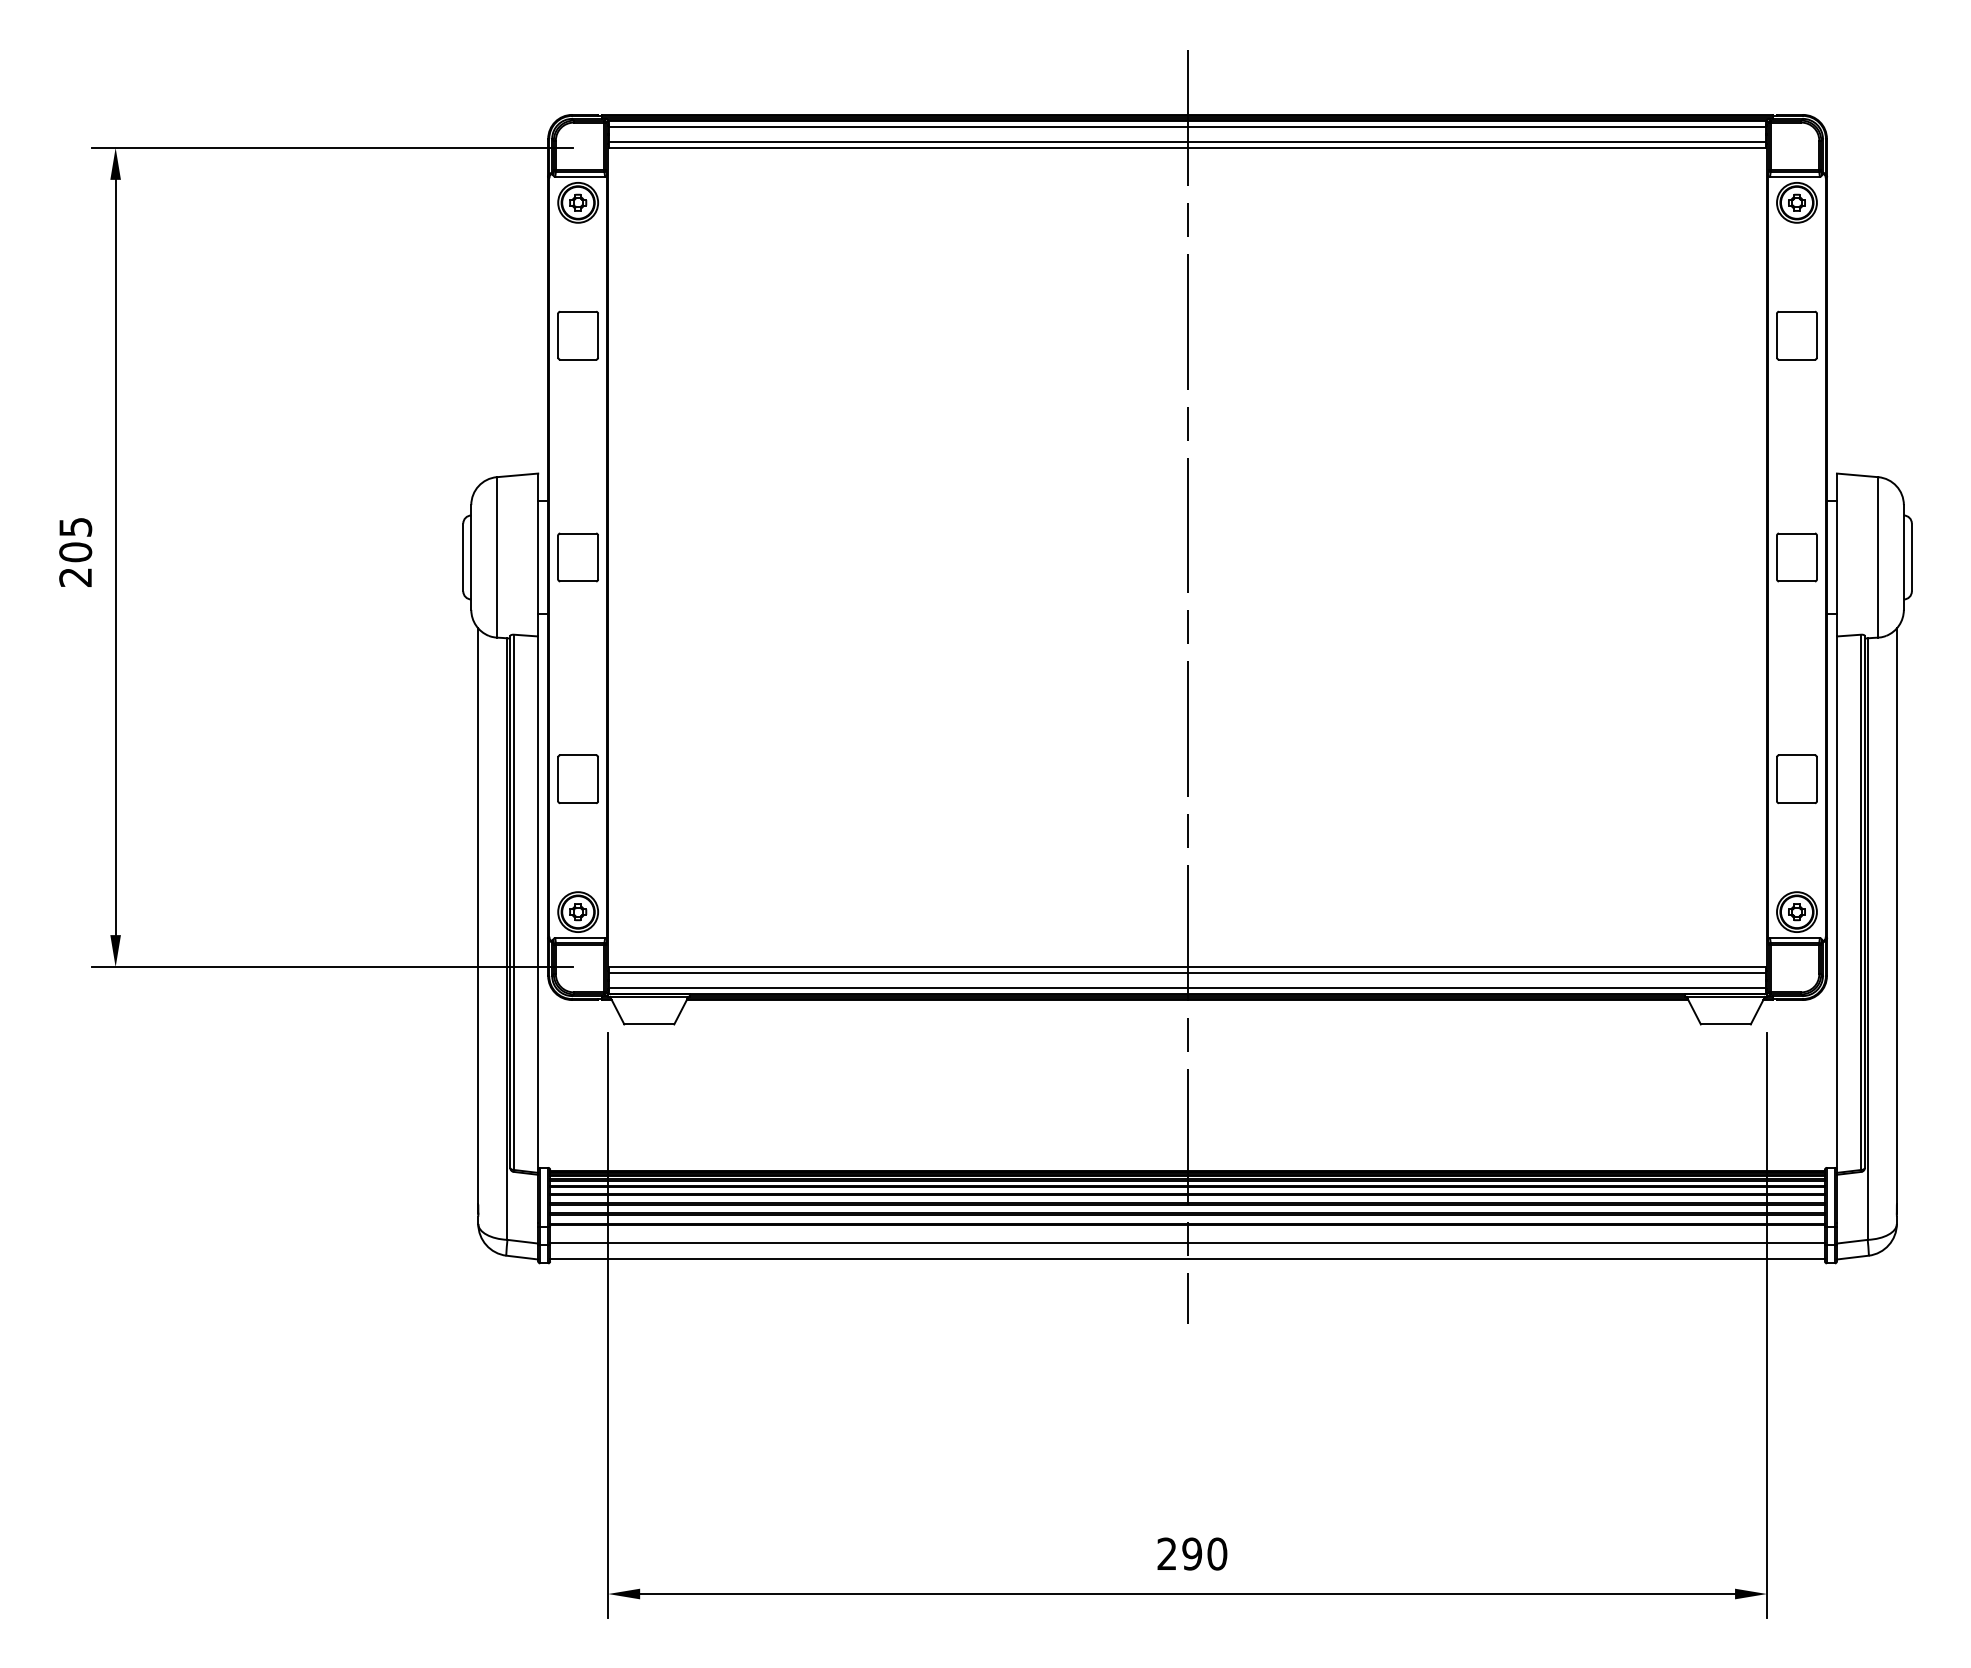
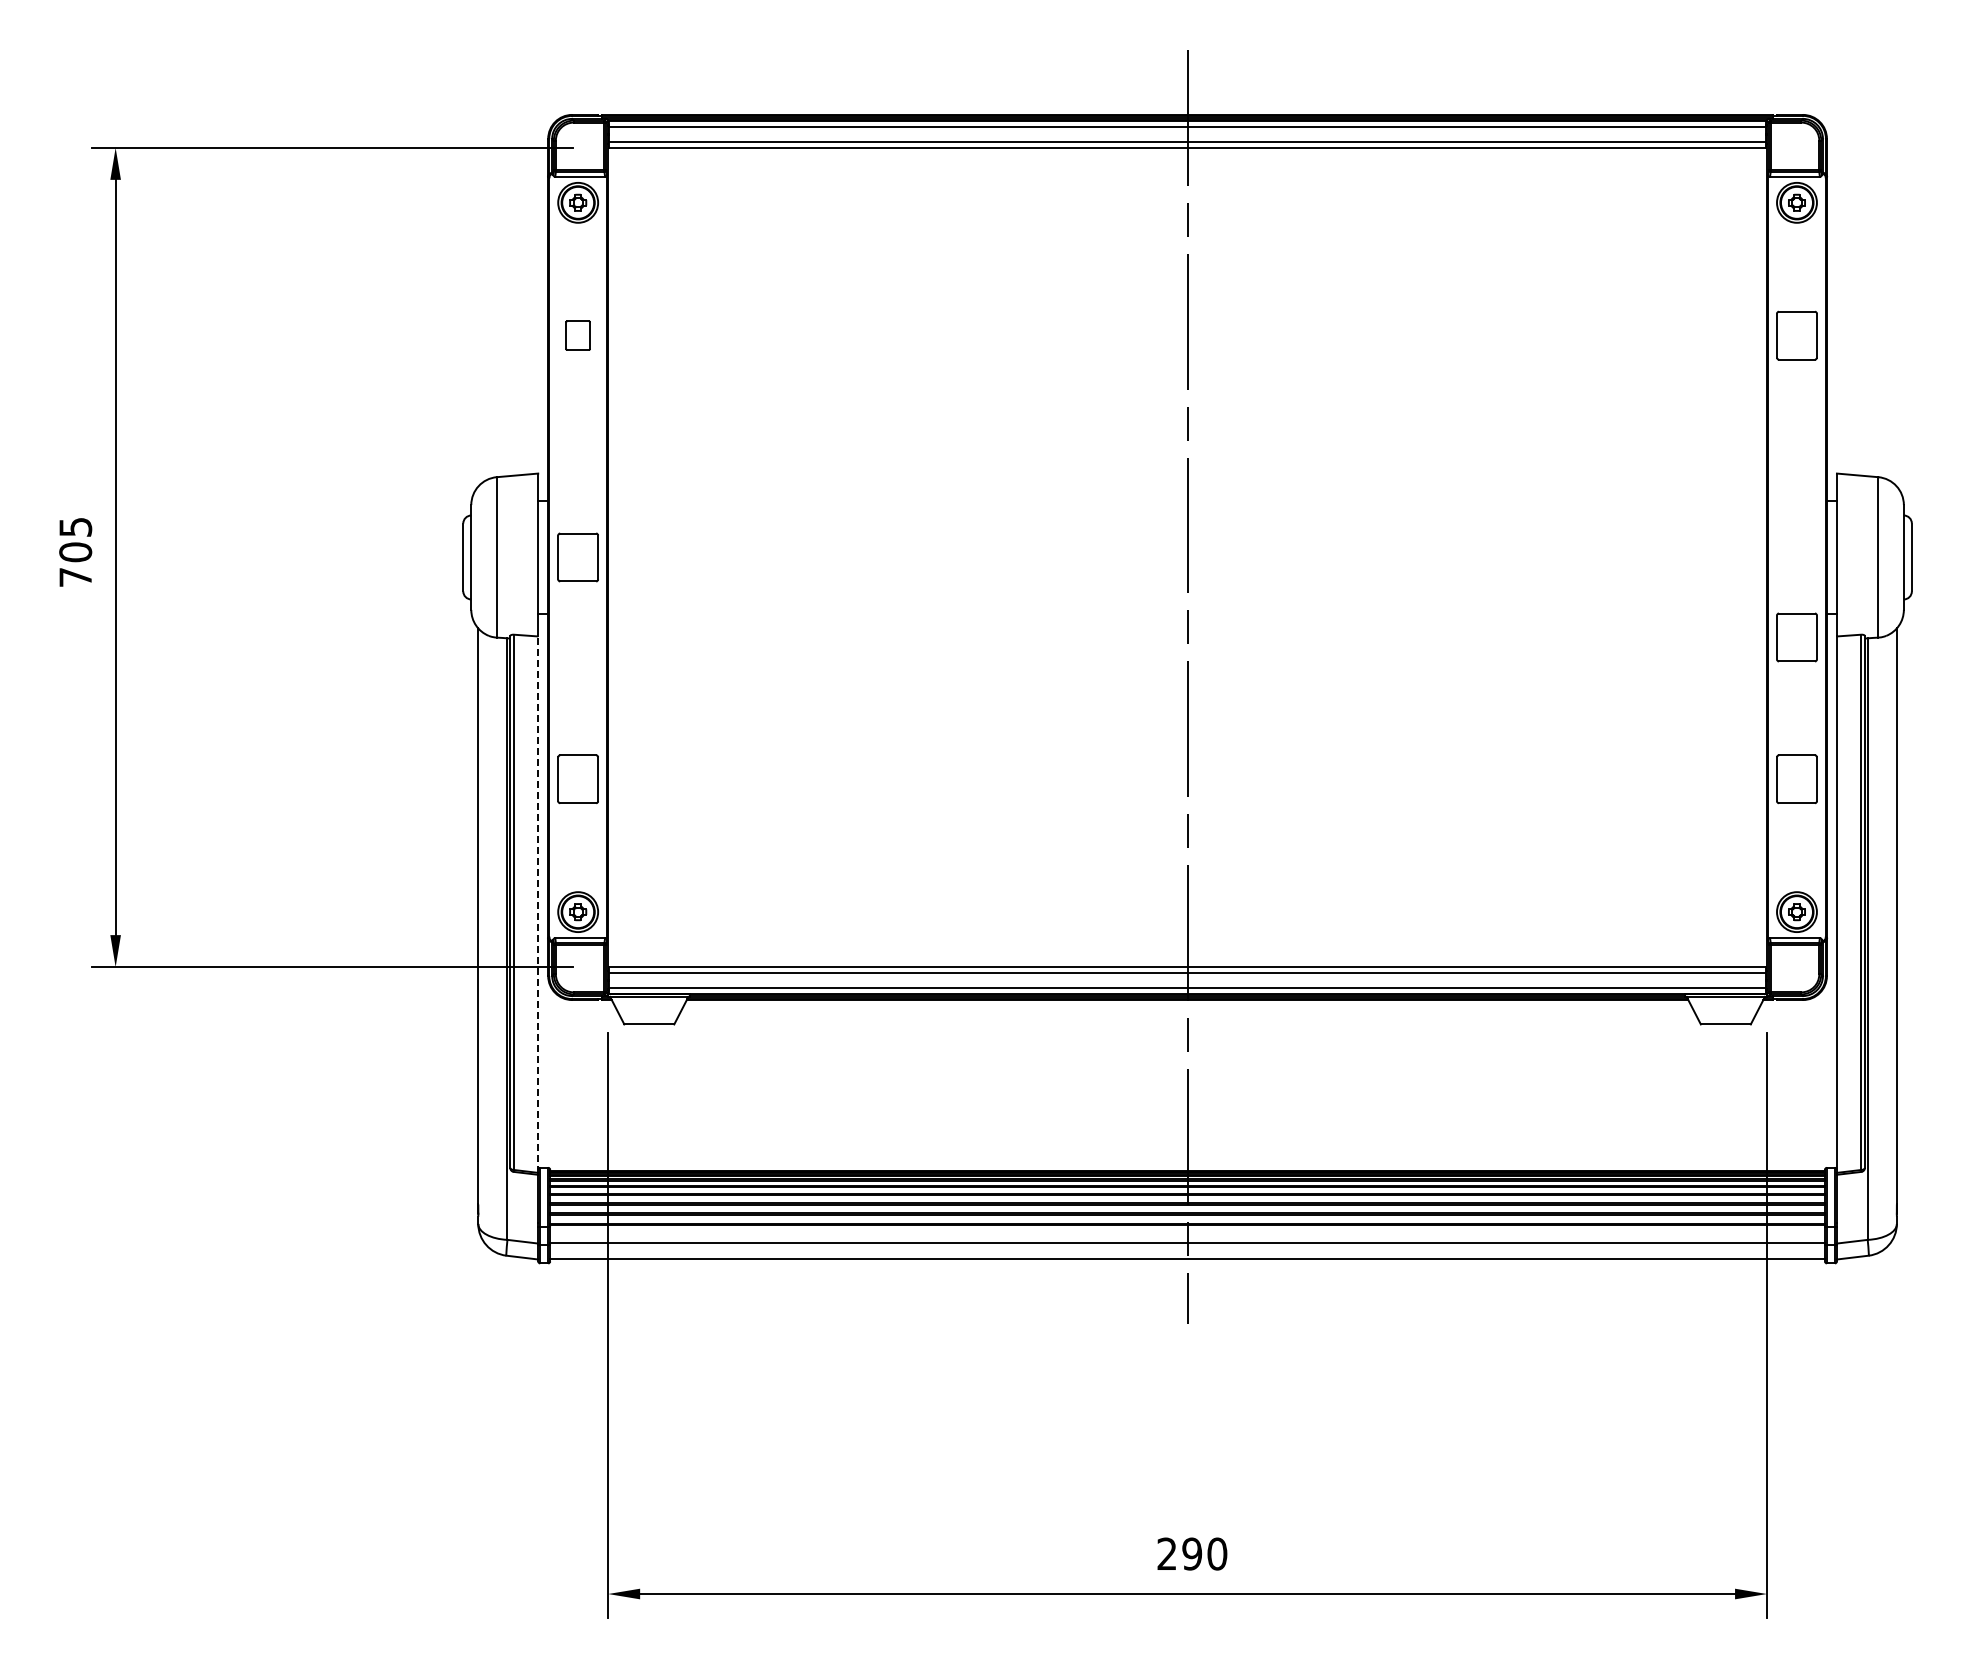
part size: 42x51 px -> 26x31 px (577, 335)
part position: (1796, 557) -> (1796, 637) (1796, 637)
text: 205 -> 705 (75, 577)
line: solid -> dashed (538, 904)
